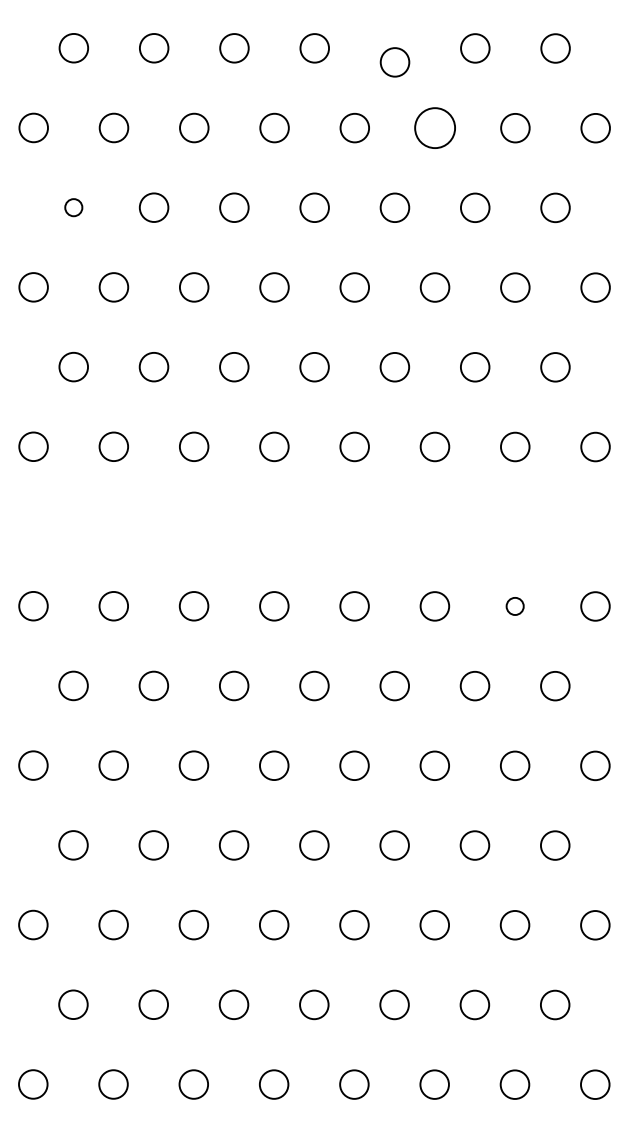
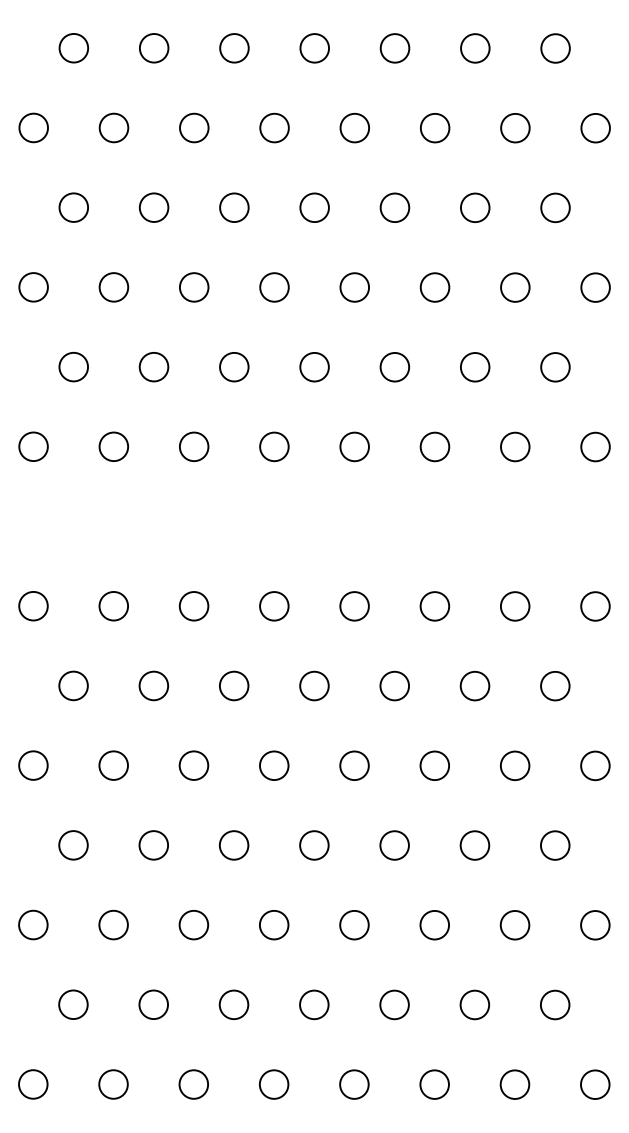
circle position: (394, 62) -> (394, 48) (394, 48)
circle diameter: 40 px -> 29 px (434, 127)
circle diameter: 17 px -> 29 px (73, 207)
circle diameter: 17 px -> 29 px (514, 606)
